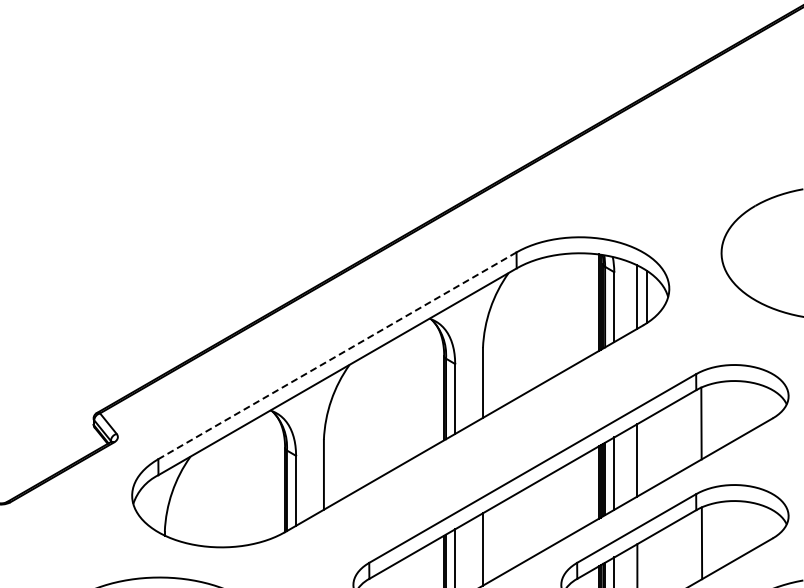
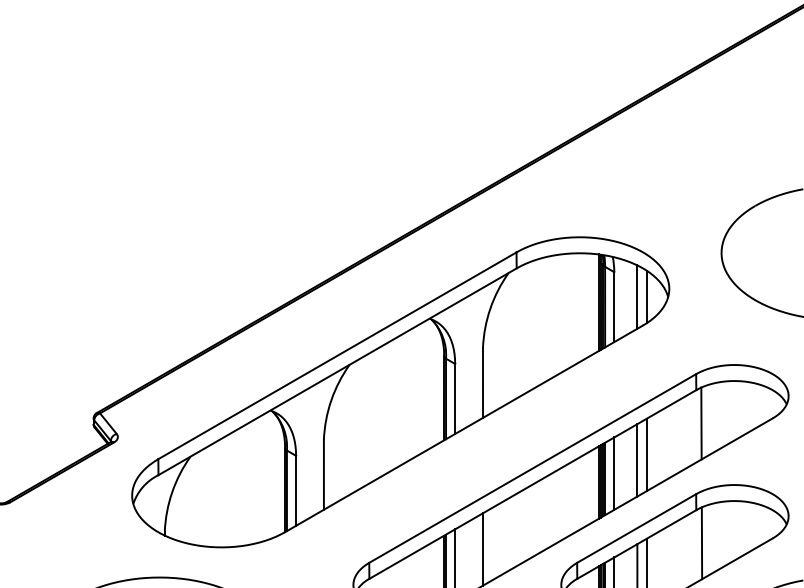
line: dashed -> solid (337, 355)
line: none -> present (646, 454)
line: none -> present (646, 561)
